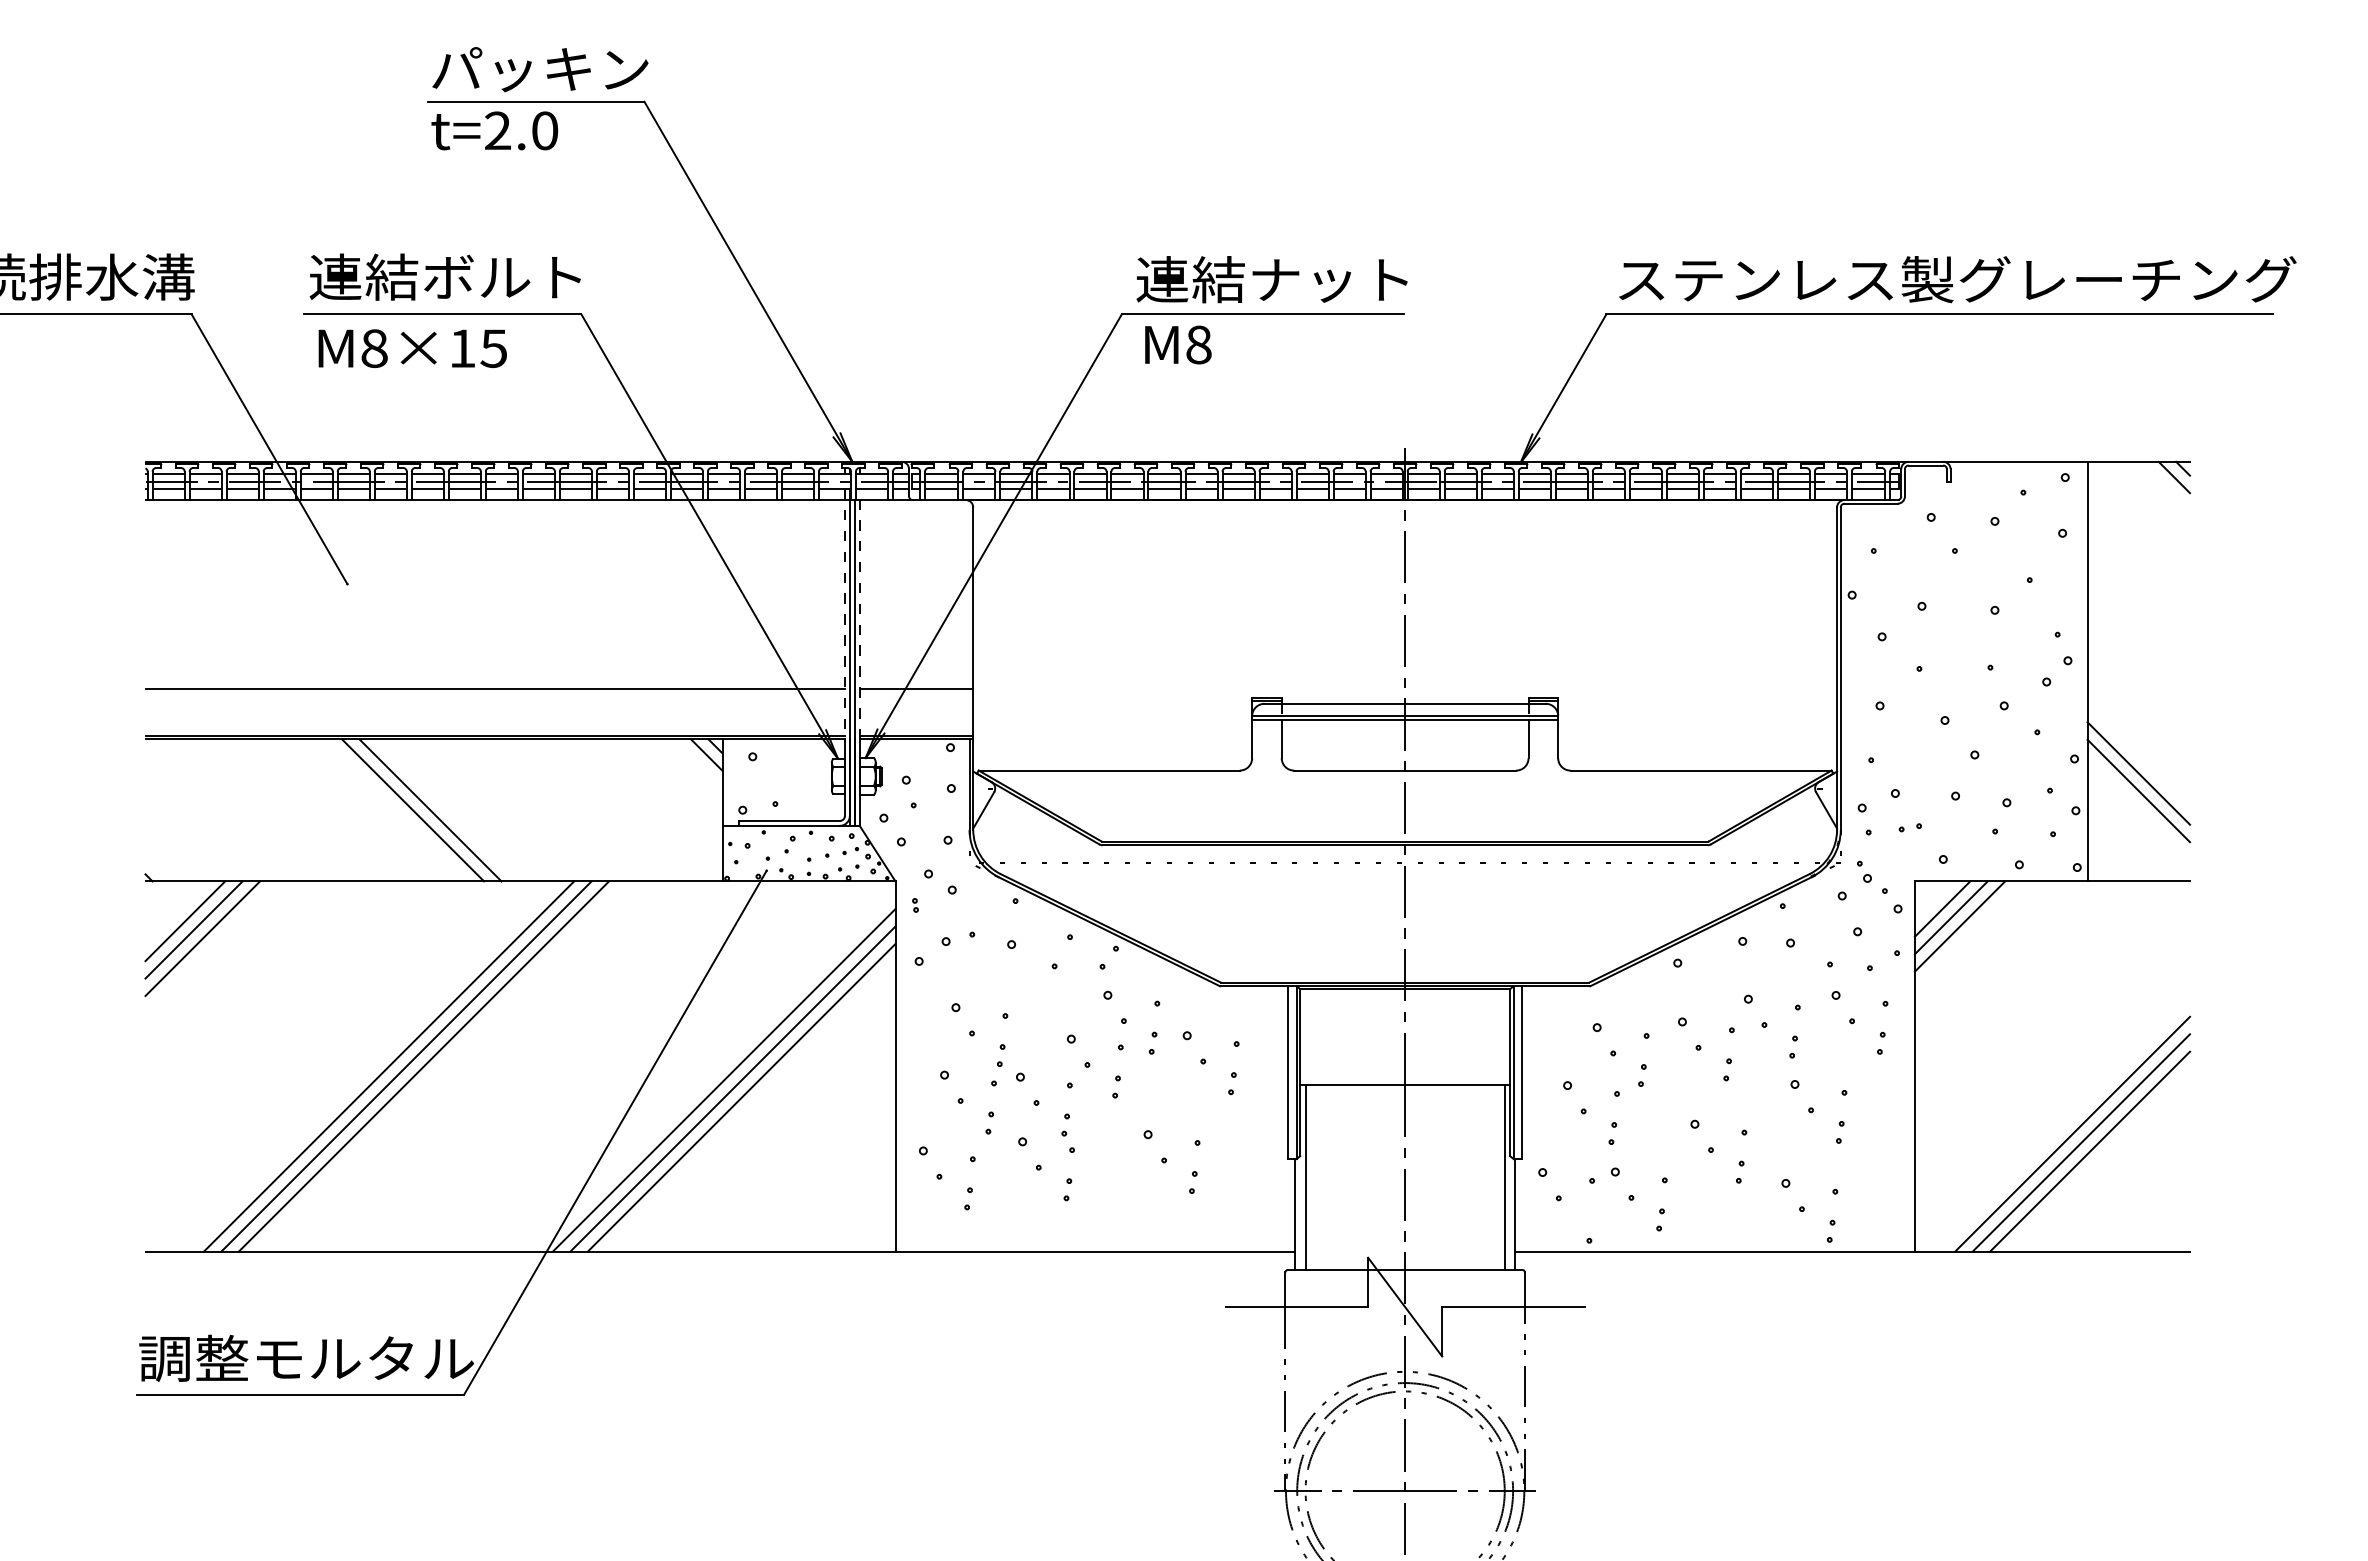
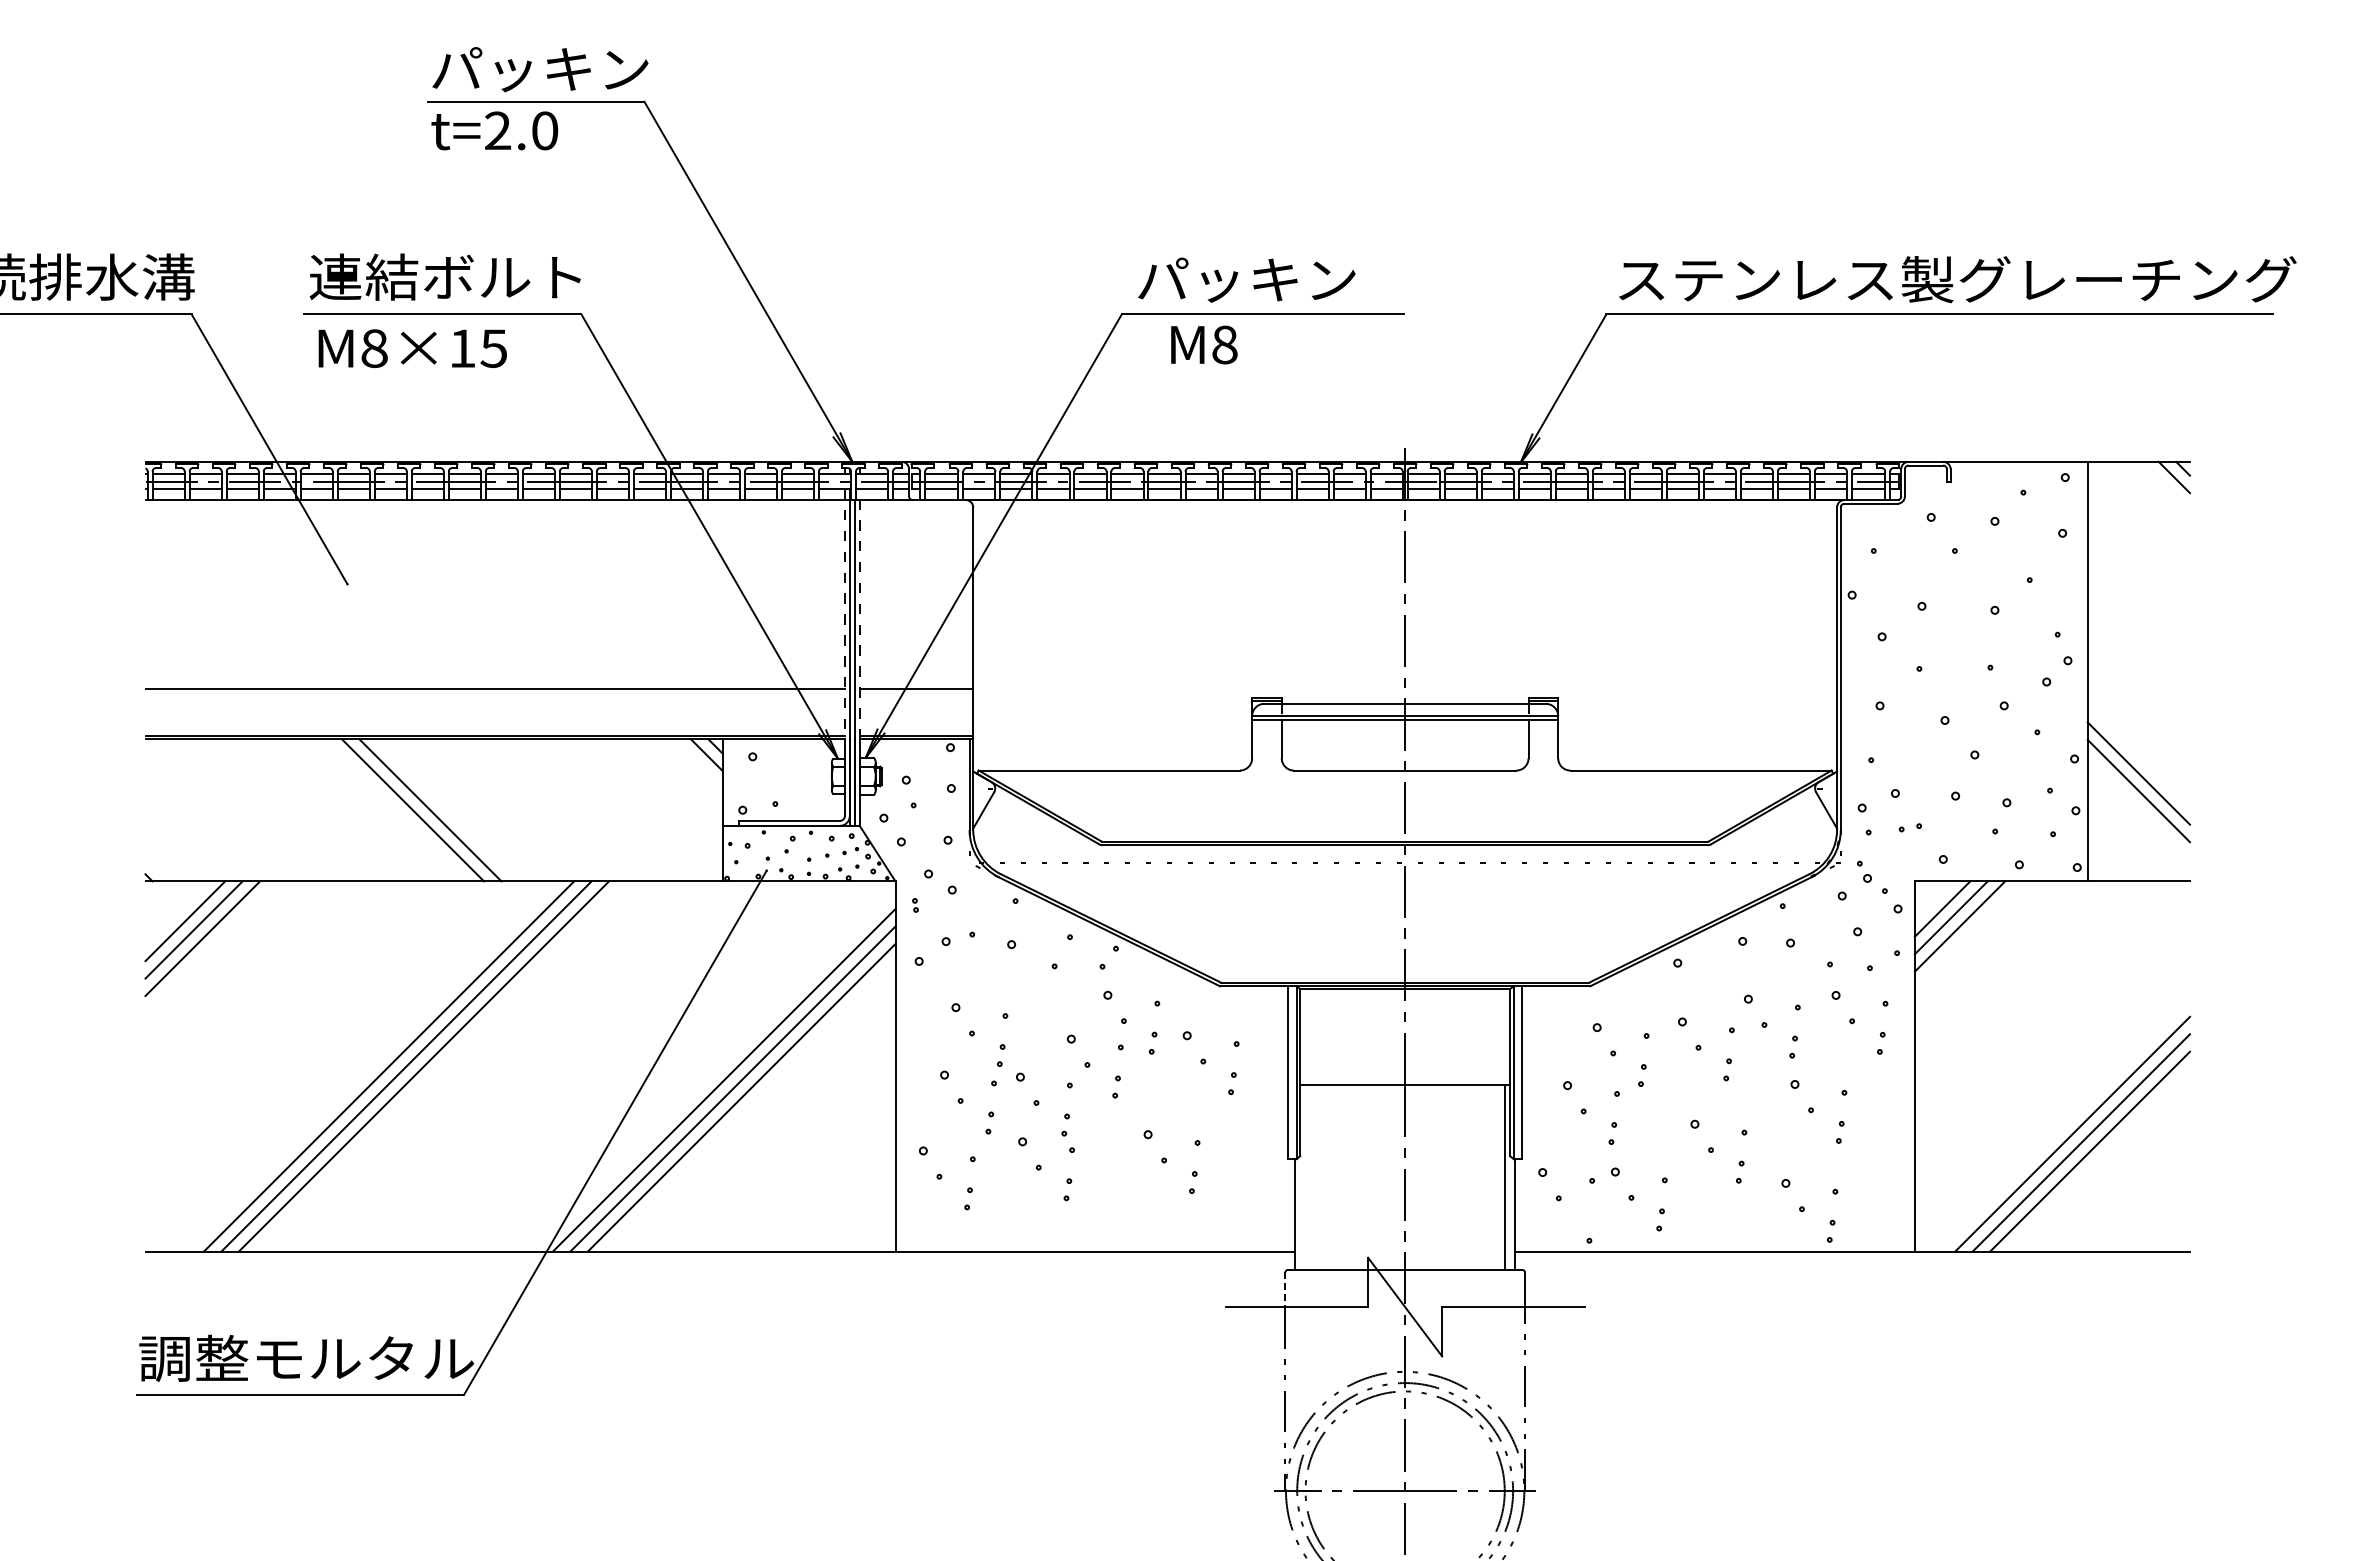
text: 連結ナット -> パッキン (1271, 279)
text position: (1178, 344) -> (1204, 344) (1204, 344)
line: present -> none (1305, 1177)
line: solid -> dashed (1285, 1290)
